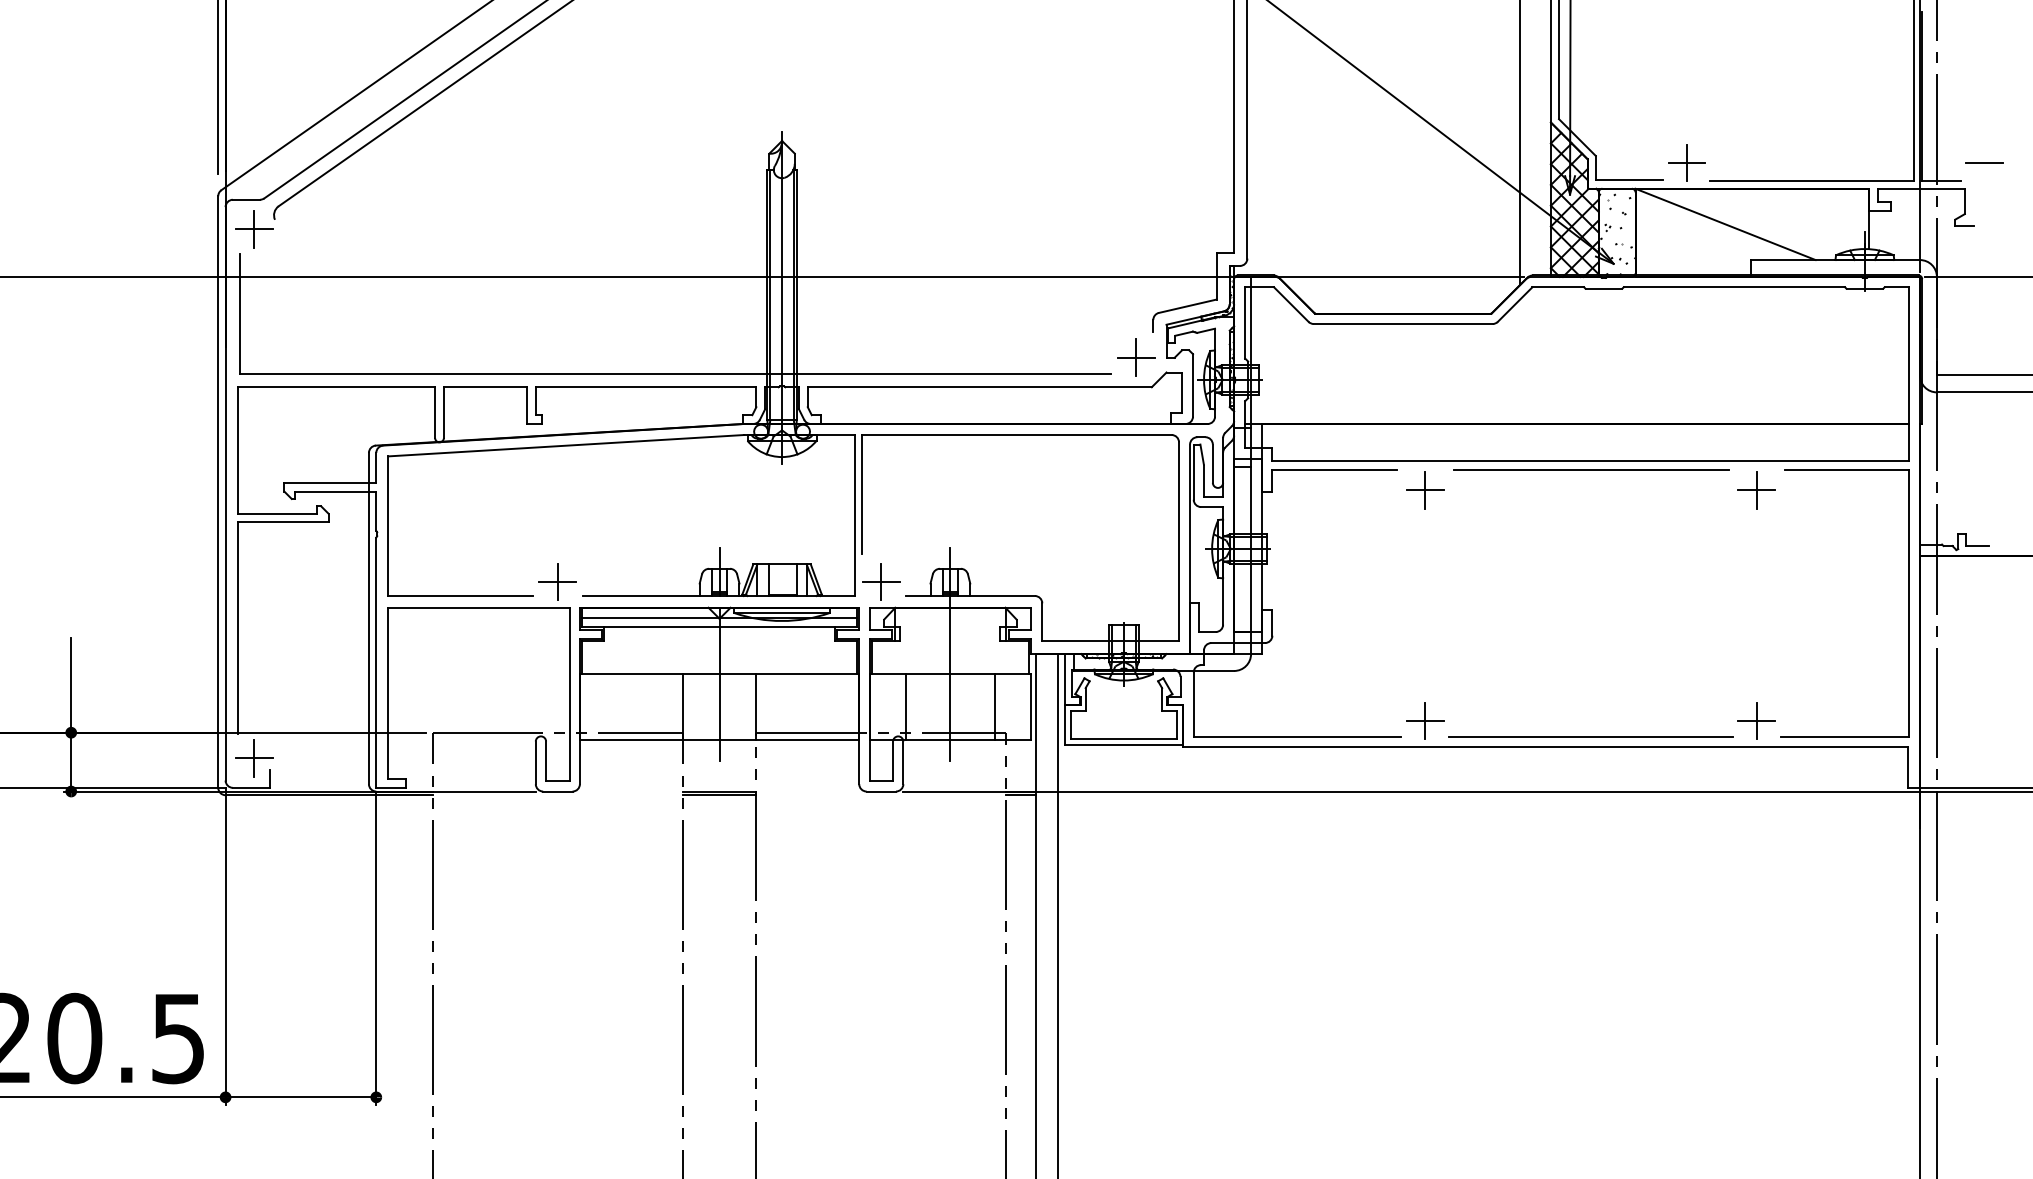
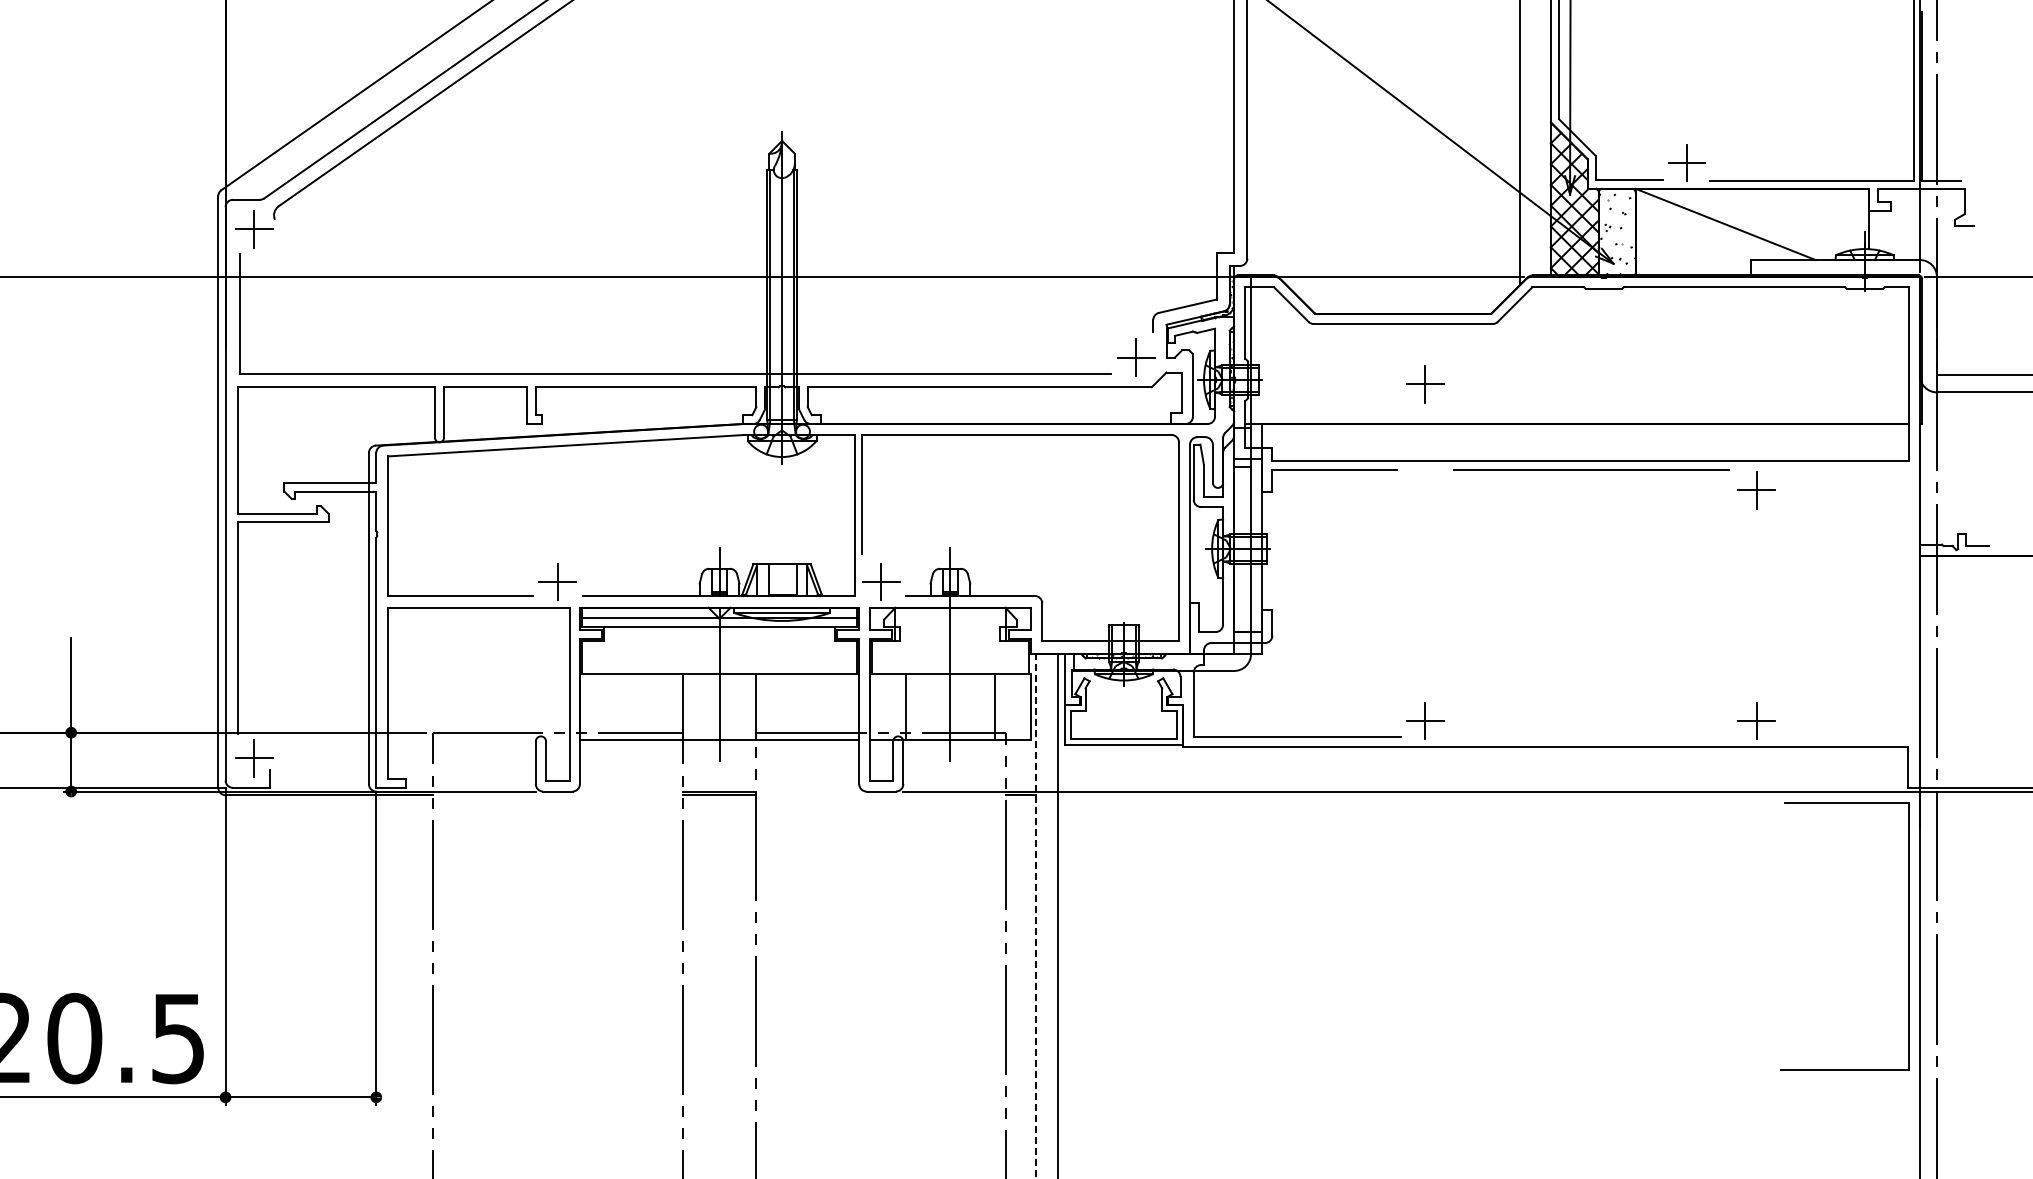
line: present -> none (218, 87)
line: present -> none (1984, 163)
part position: (1425, 490) -> (1425, 384) (1425, 384)
part position: (1908, 603) -> (1908, 936) (1908, 936)
line: present -> none (1590, 736)
line: solid -> dashed (1035, 915)
